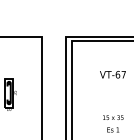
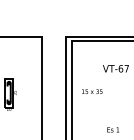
text position: (112, 74) -> (115, 68) (115, 68)
text position: (113, 117) -> (92, 91) (92, 91)
